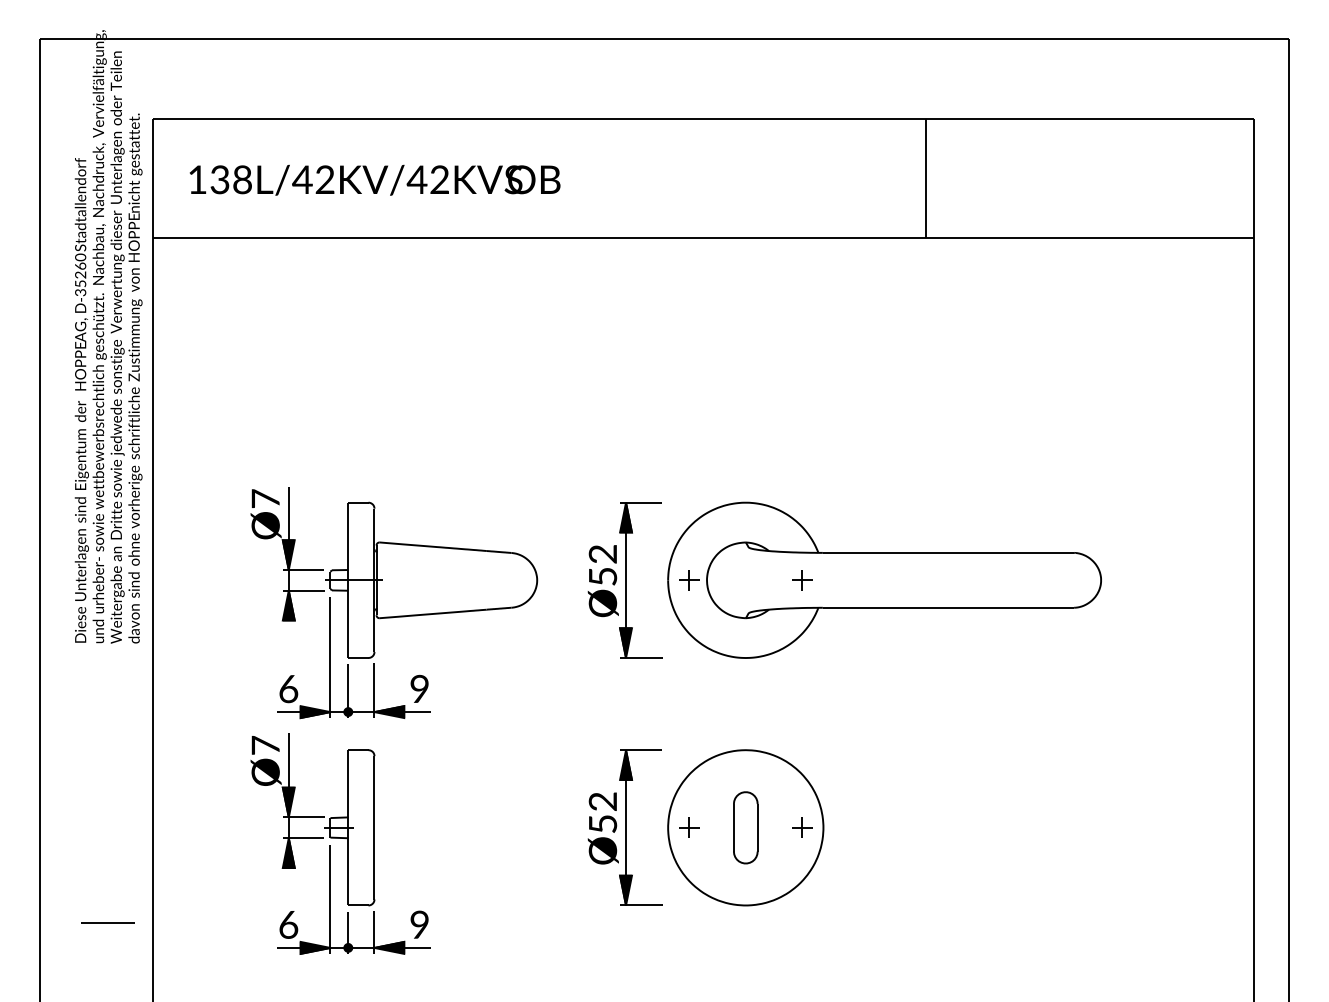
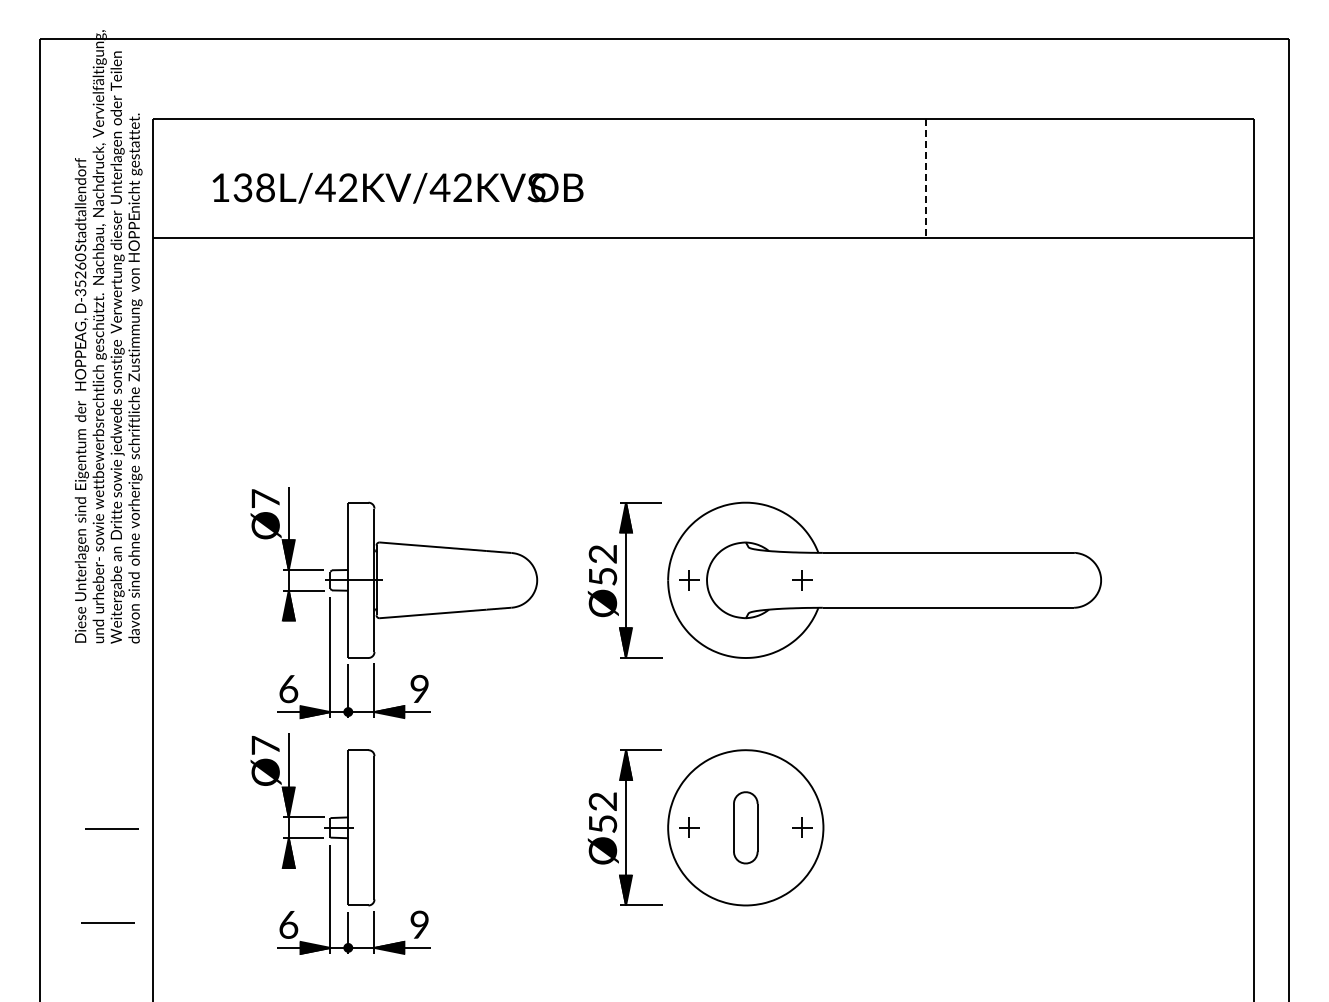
text position: (374, 179) -> (397, 187) (397, 187)
line: solid -> dashed (926, 179)
line: none -> present (111, 828)
